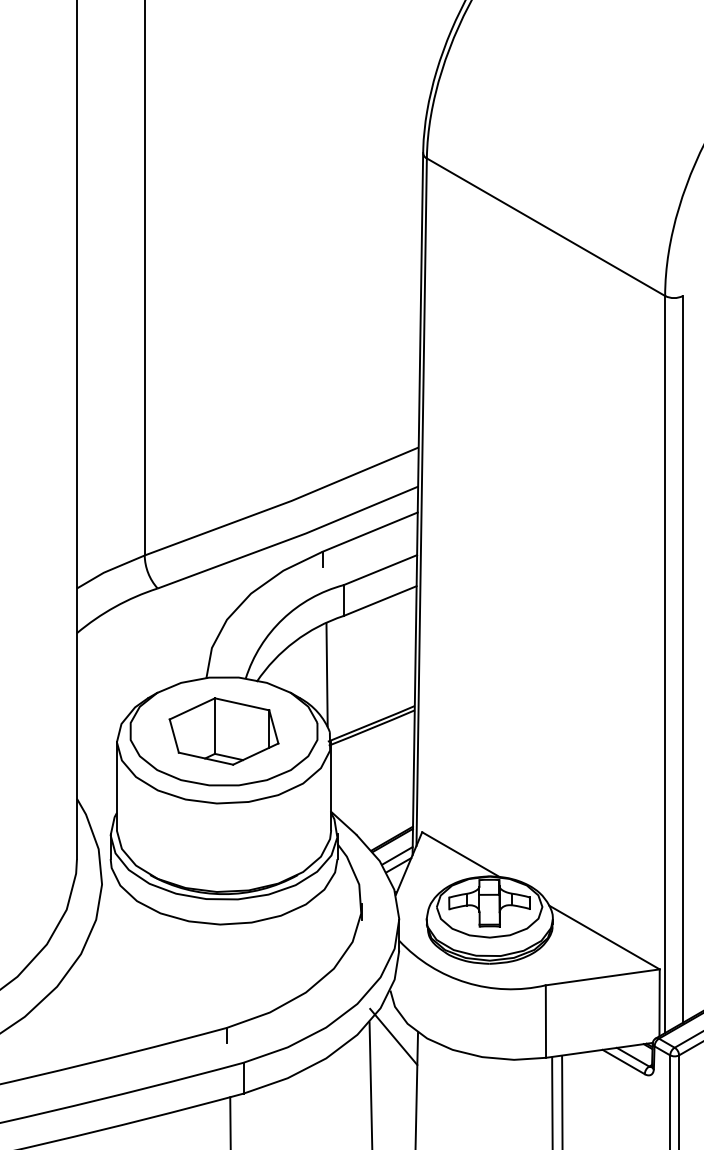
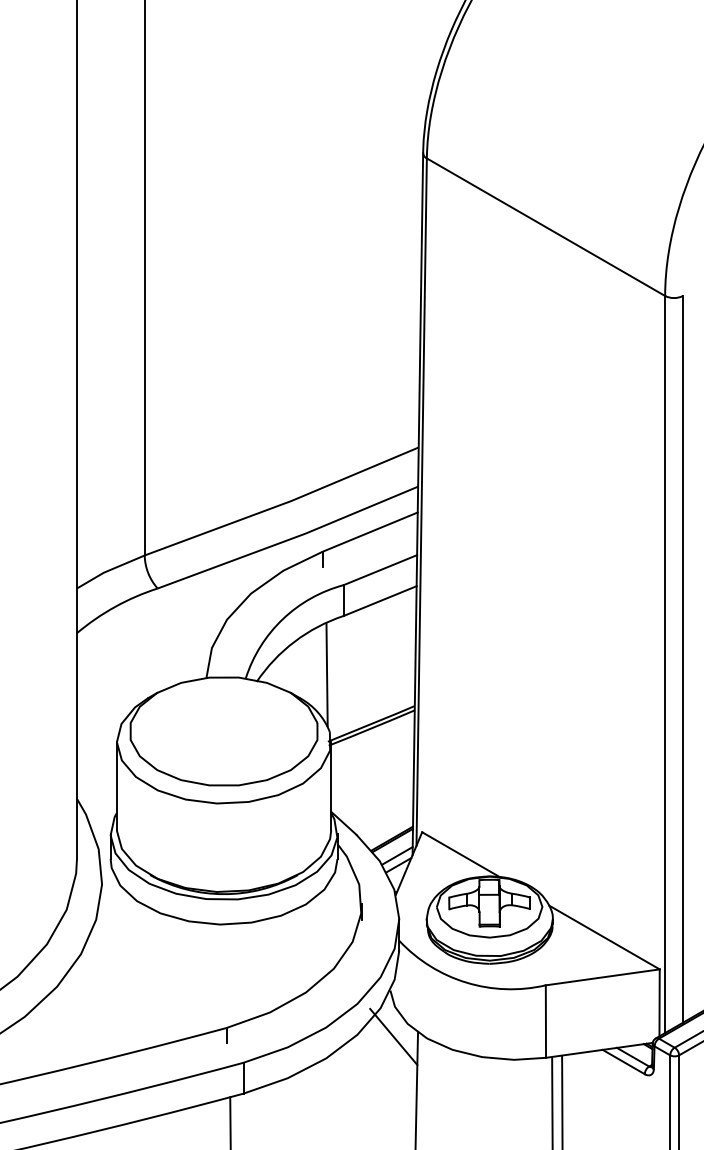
part: present -> none (223, 731)
line: present -> none (370, 1084)
